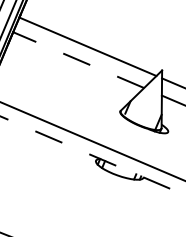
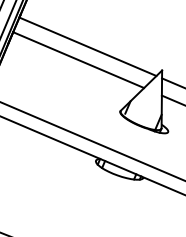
line: dashed -> solid (78, 59)
line: dashed -> solid (93, 156)
